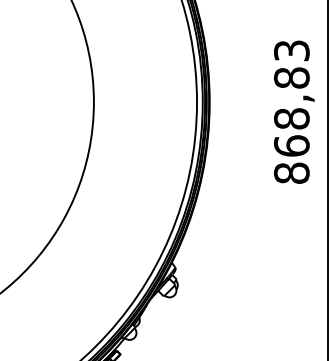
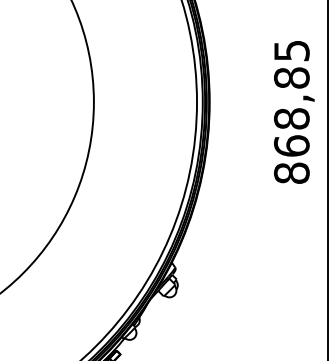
text: 868,83 -> 868,85 (291, 50)
